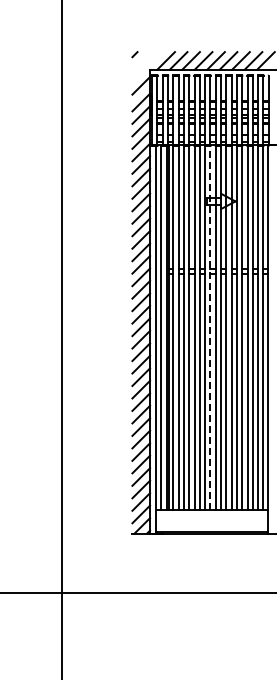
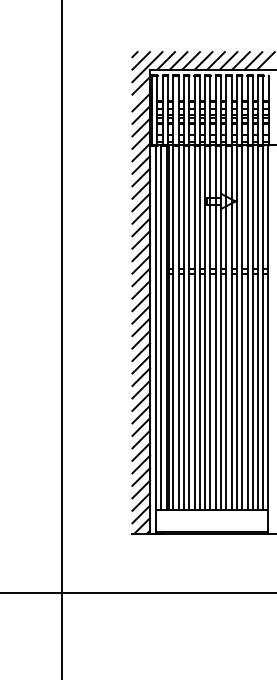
line: none -> present (141, 60)
line: none -> present (147, 67)
line: dashed -> solid (210, 327)
